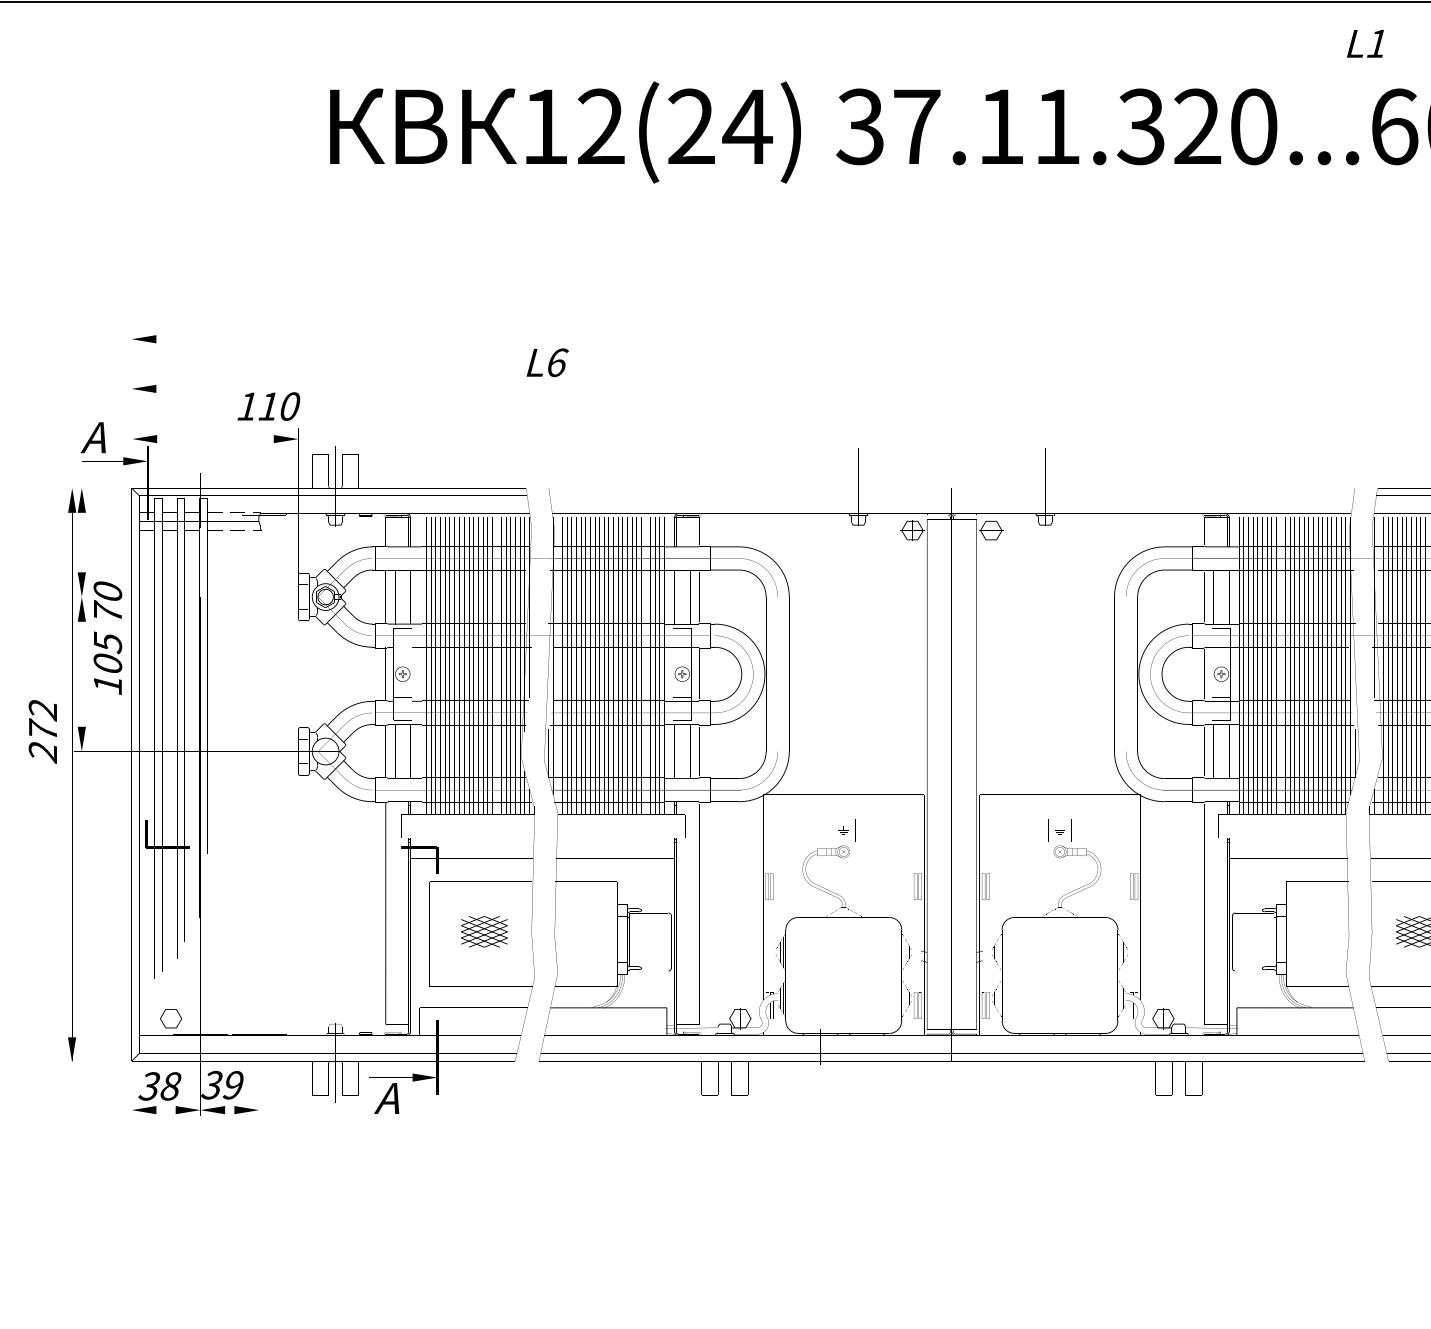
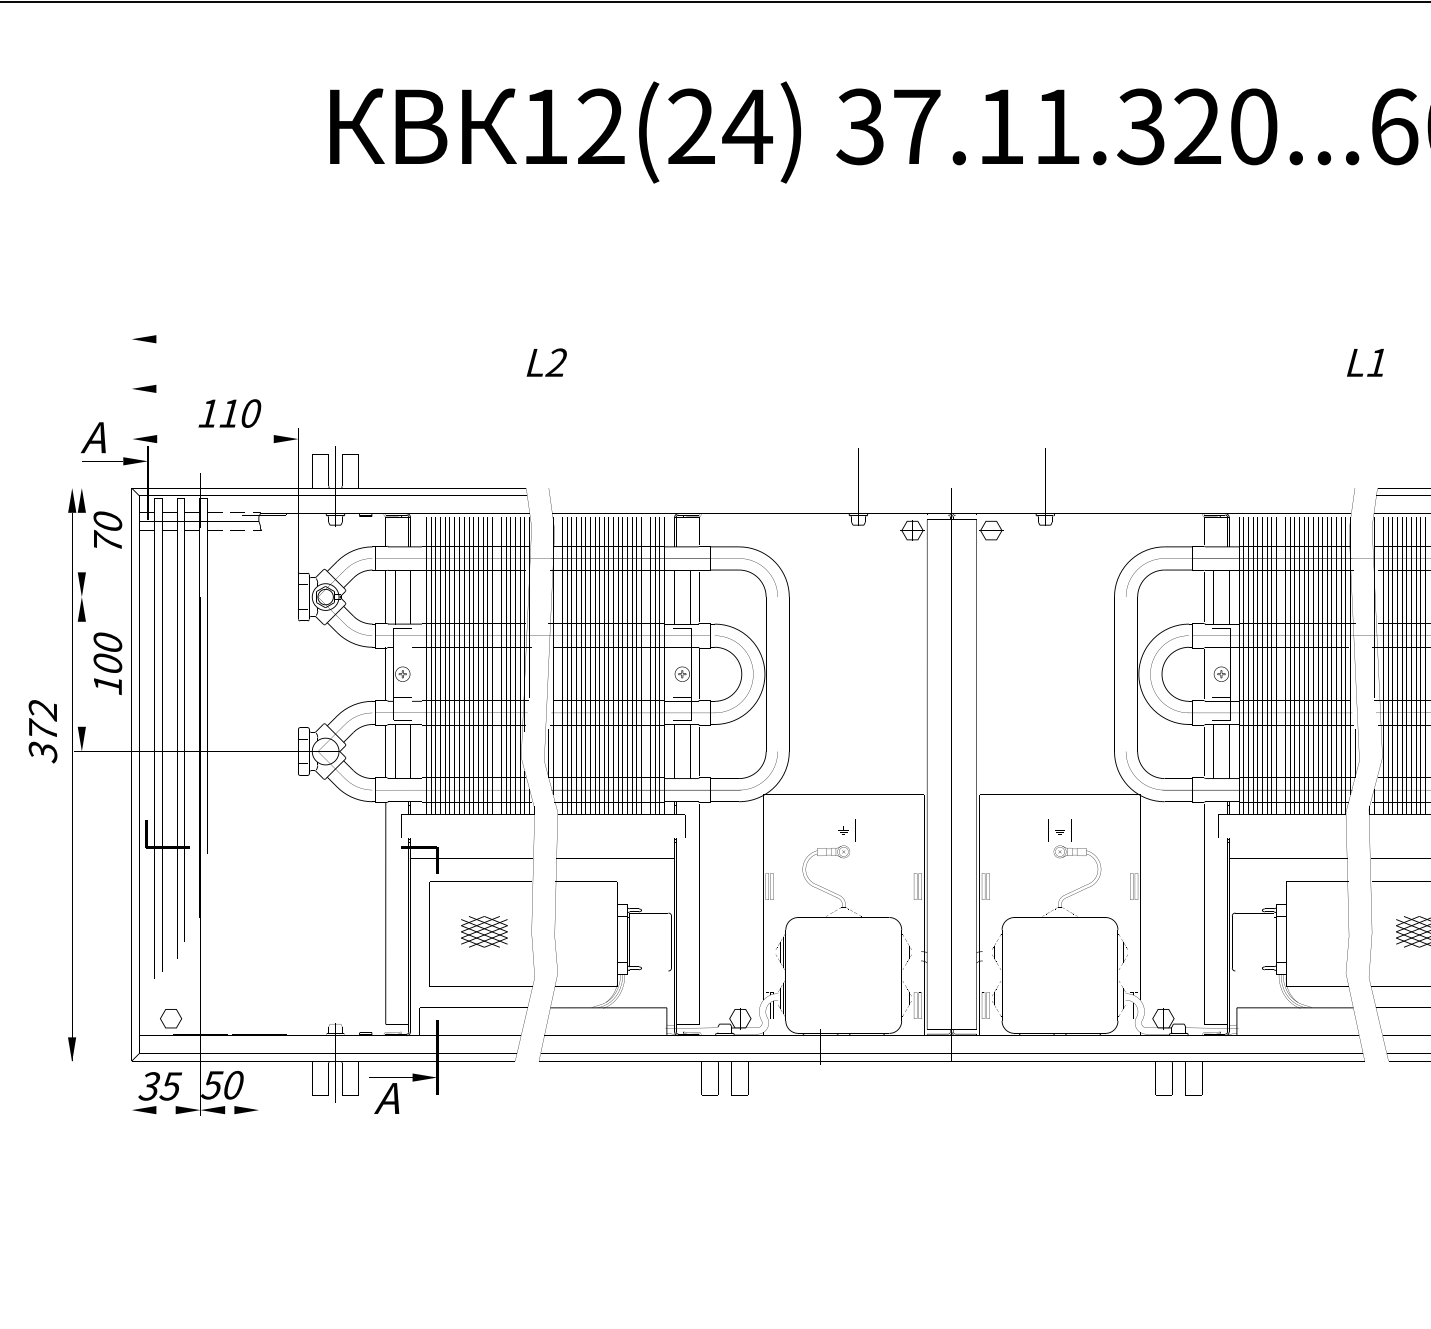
text position: (1365, 43) -> (1365, 362) (1365, 362)
text: L6 -> L2 (556, 362)
text position: (268, 406) -> (229, 413) (229, 413)
text position: (107, 599) -> (107, 529) (107, 529)
text: 105 -> 100 (107, 642)
text: 272 -> 372 (43, 752)
text: 39 -> 50 (223, 1084)
text: 38 -> 35 (170, 1086)
